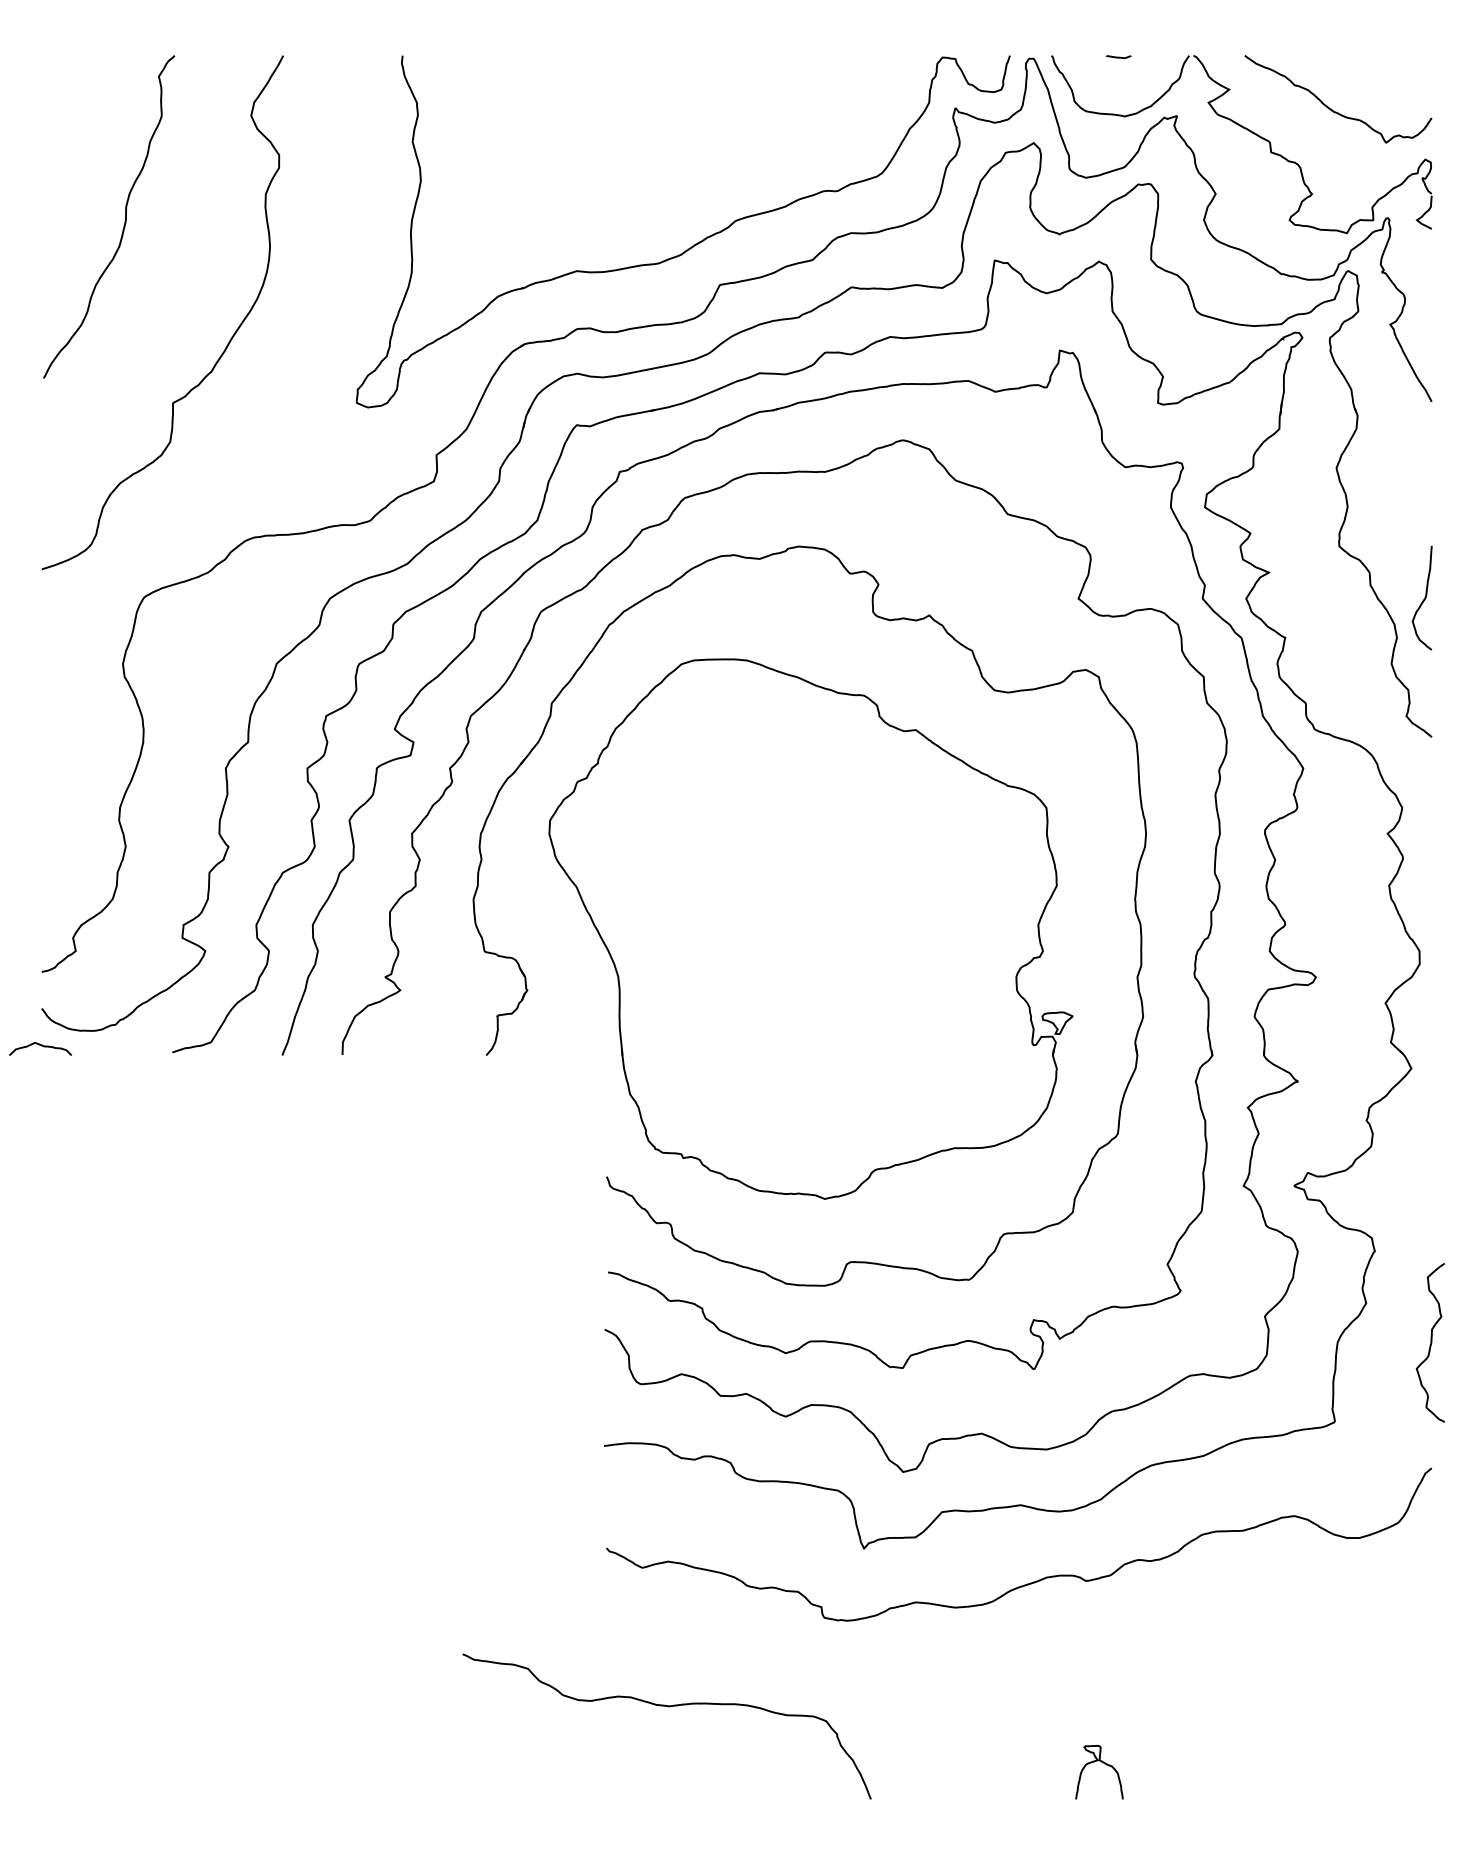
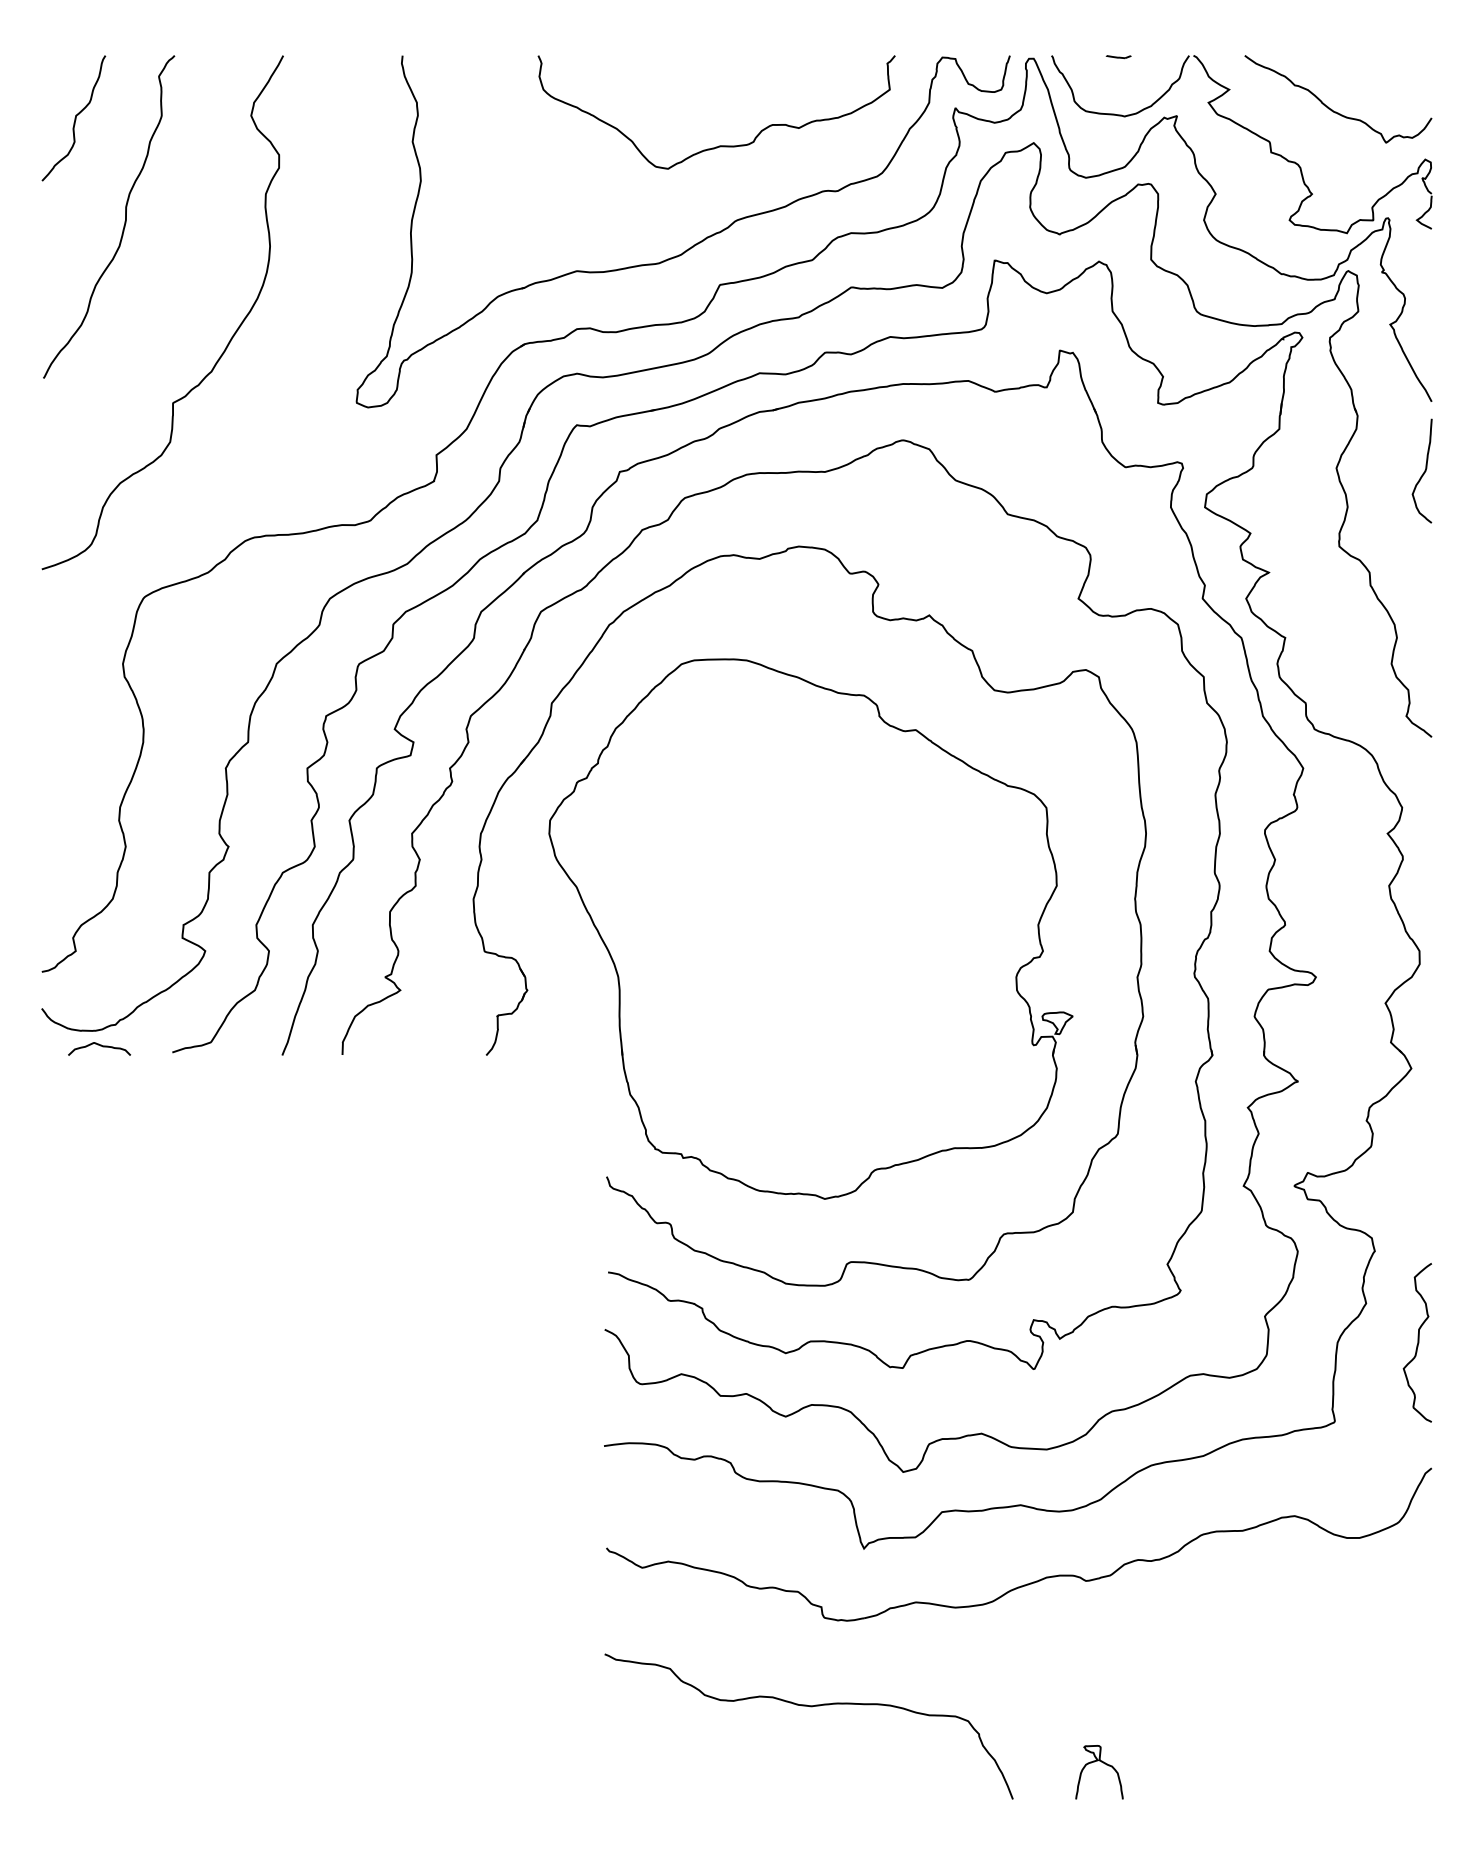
curve: none -> present (74, 118)
curve: none -> present (718, 145)
curve position: (1423, 599) -> (1423, 472) (1423, 472)
curve position: (41, 1046) -> (100, 1046) (100, 1046)
curve position: (1430, 1342) -> (1417, 1342) (1417, 1342)
curve position: (668, 1707) -> (810, 1707) (810, 1707)
